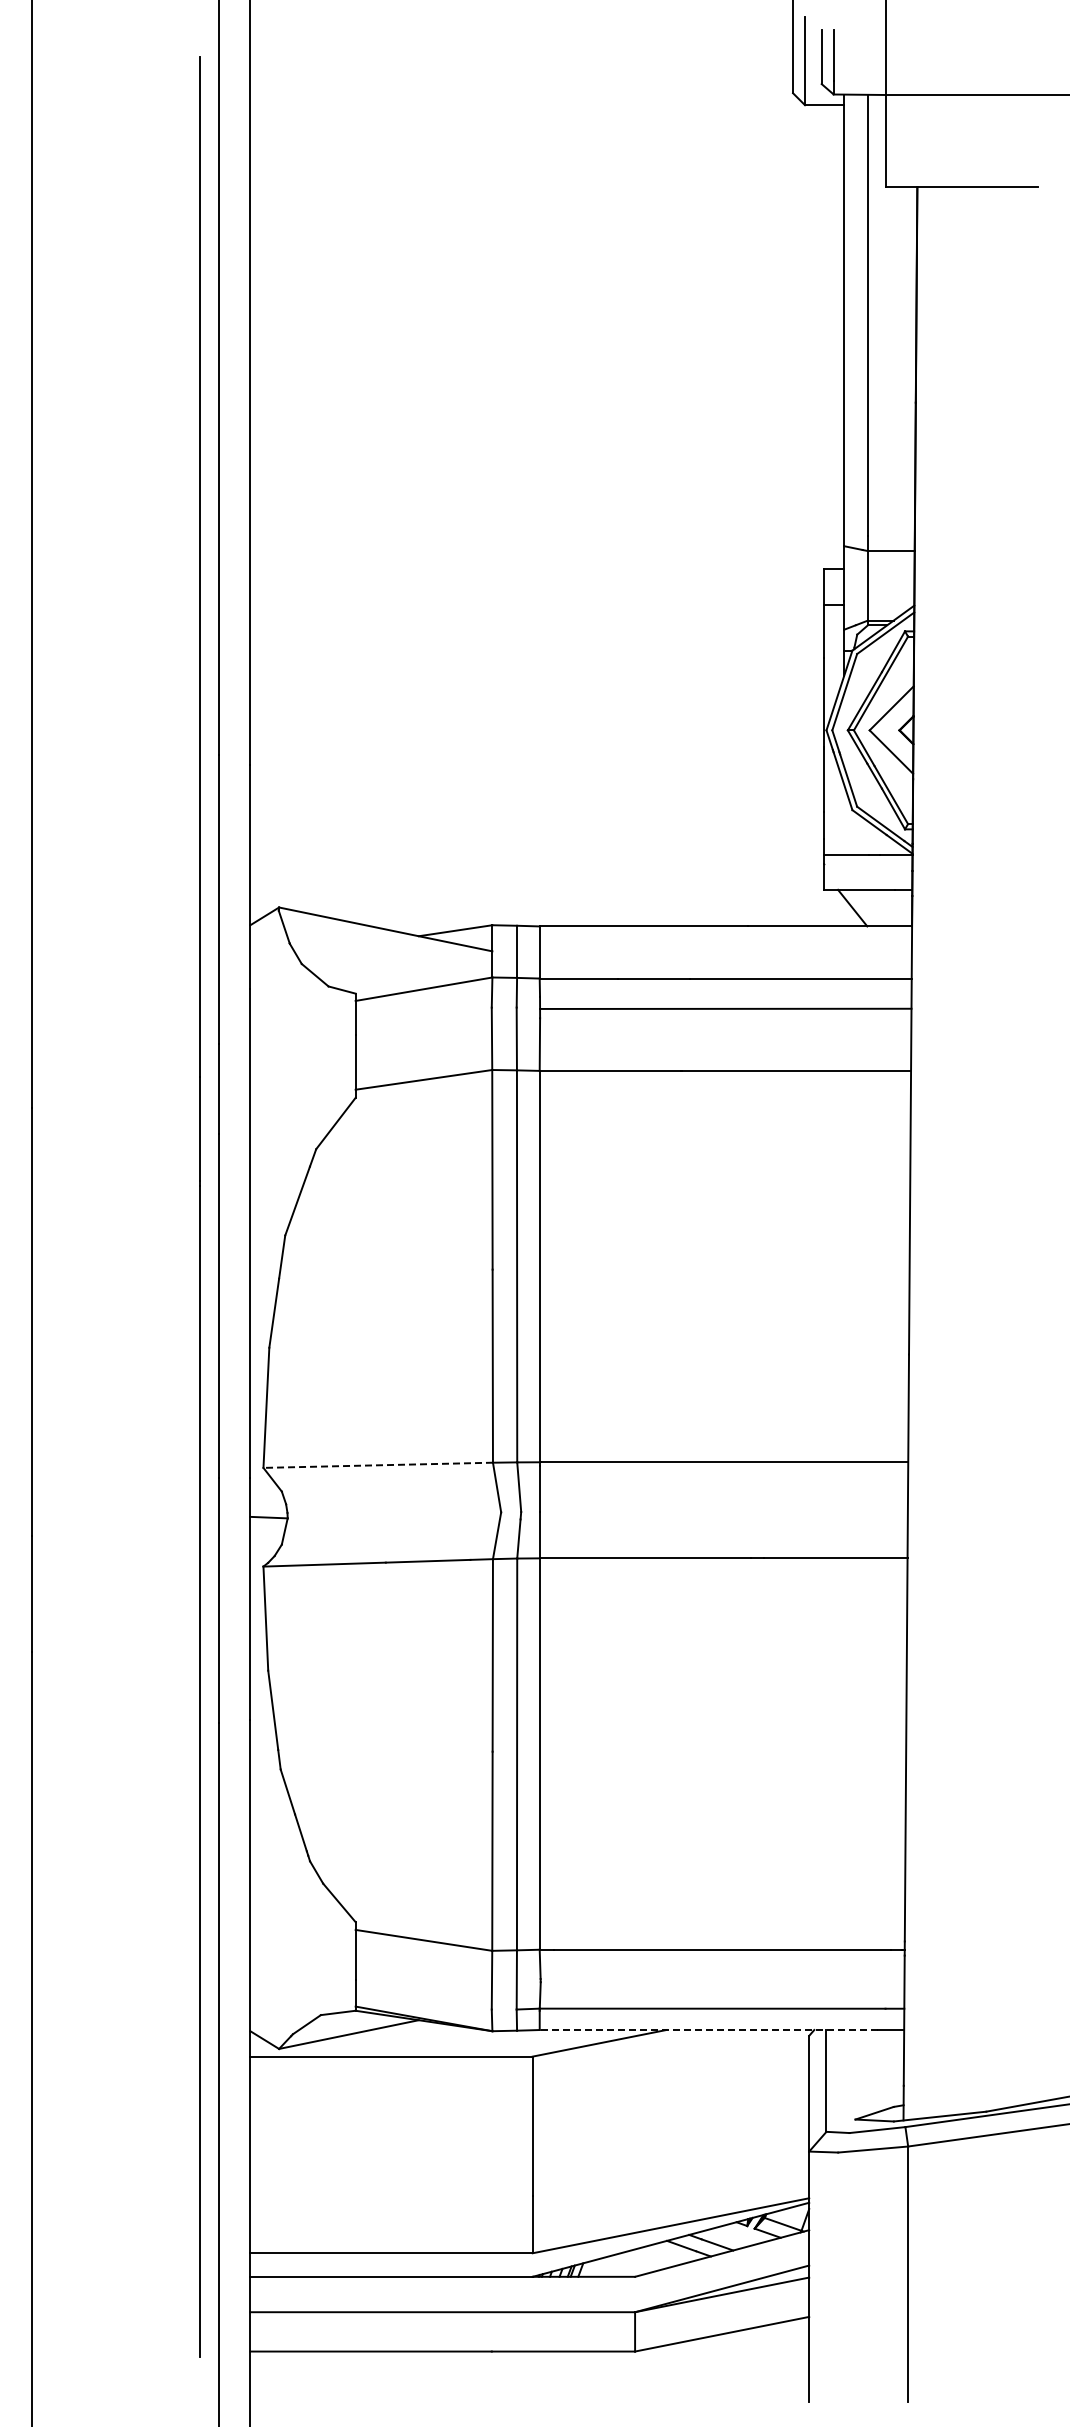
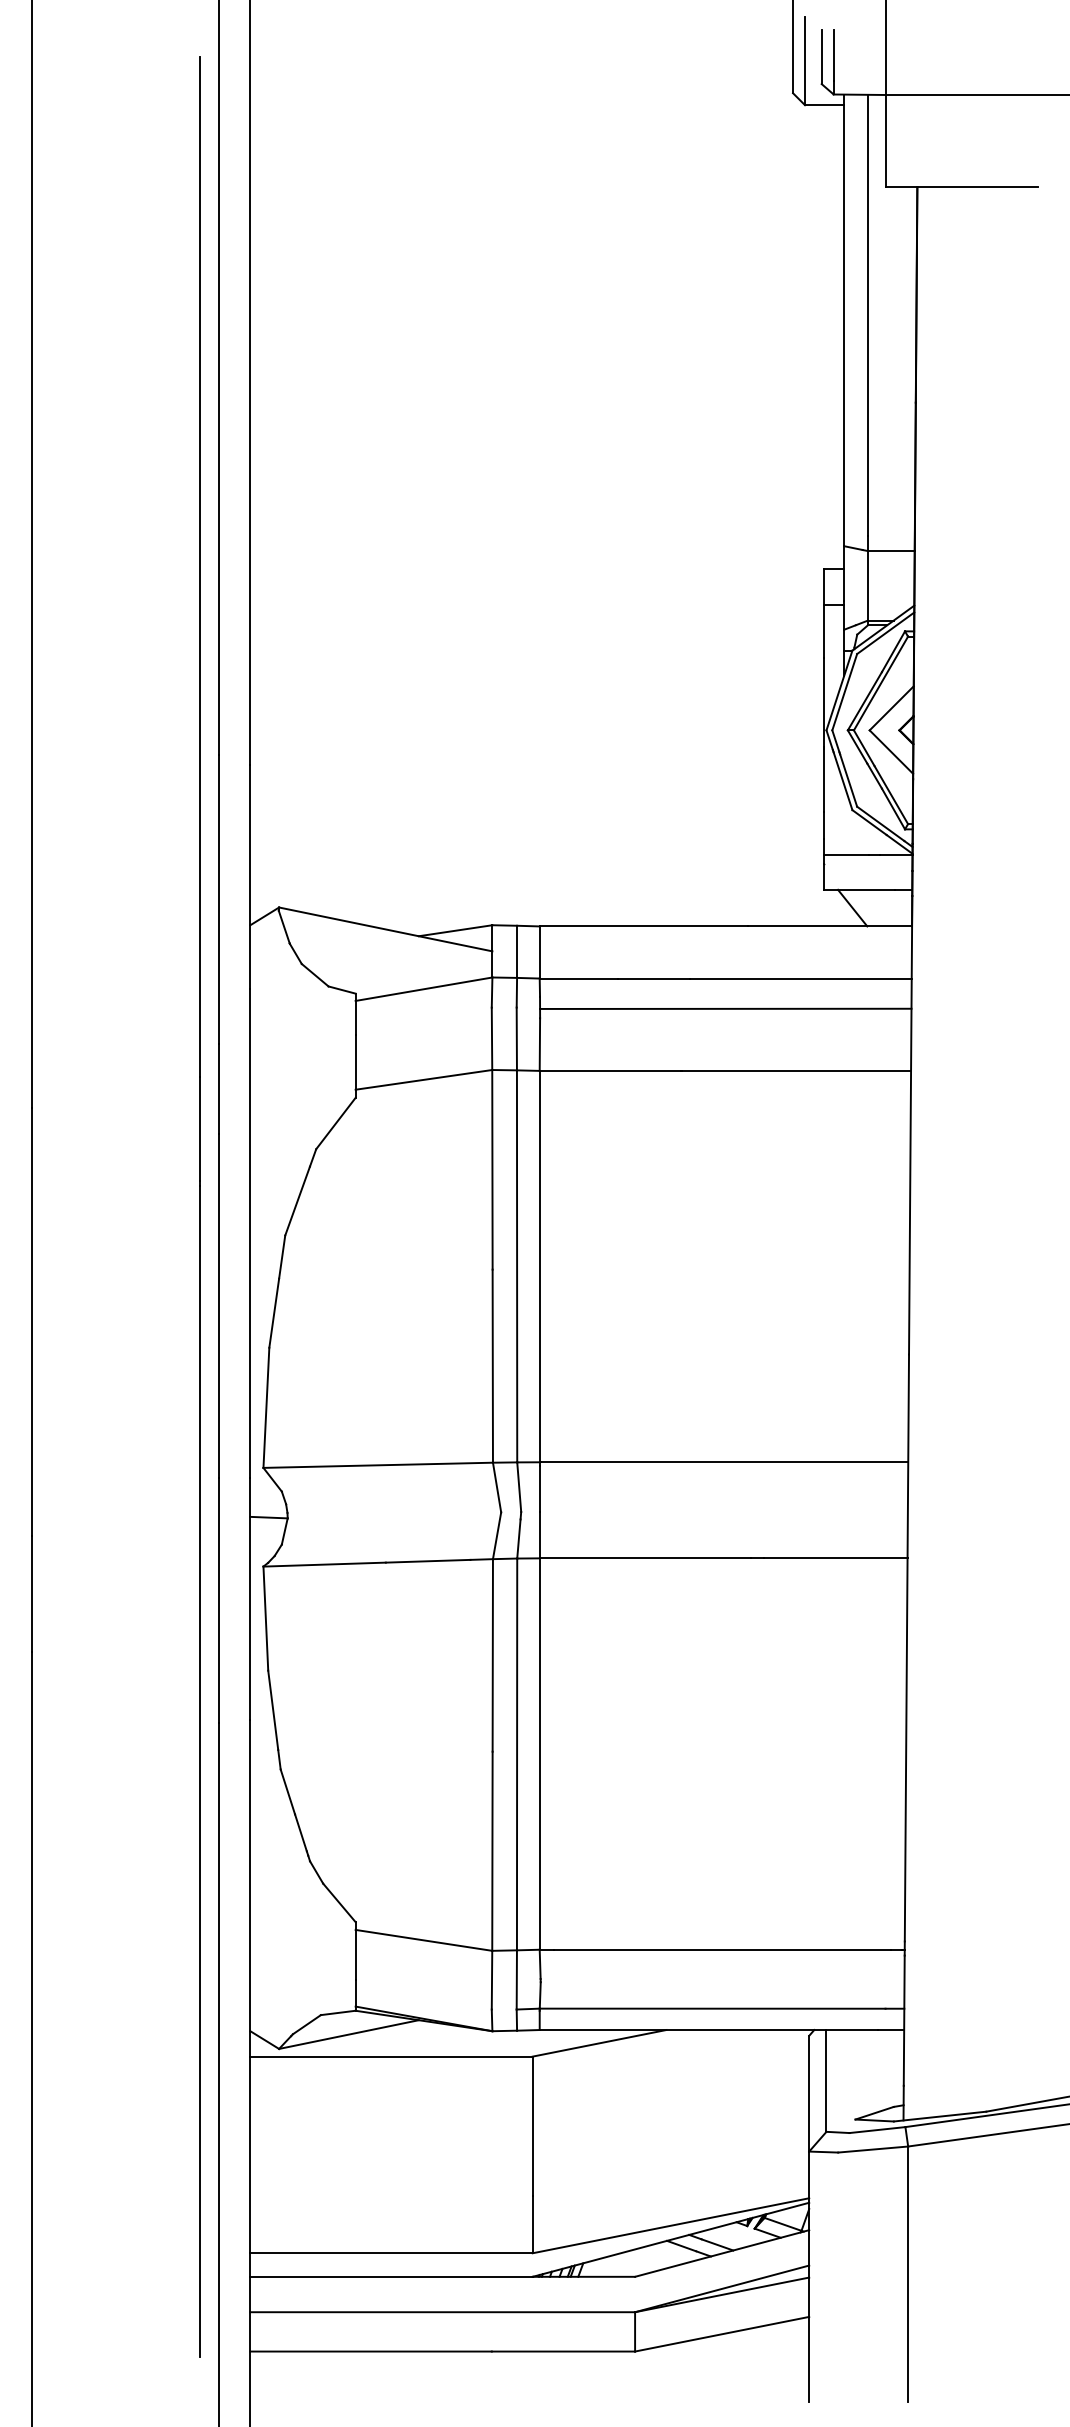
line: dashed -> solid (378, 1465)
line: dashed -> solid (708, 2030)
